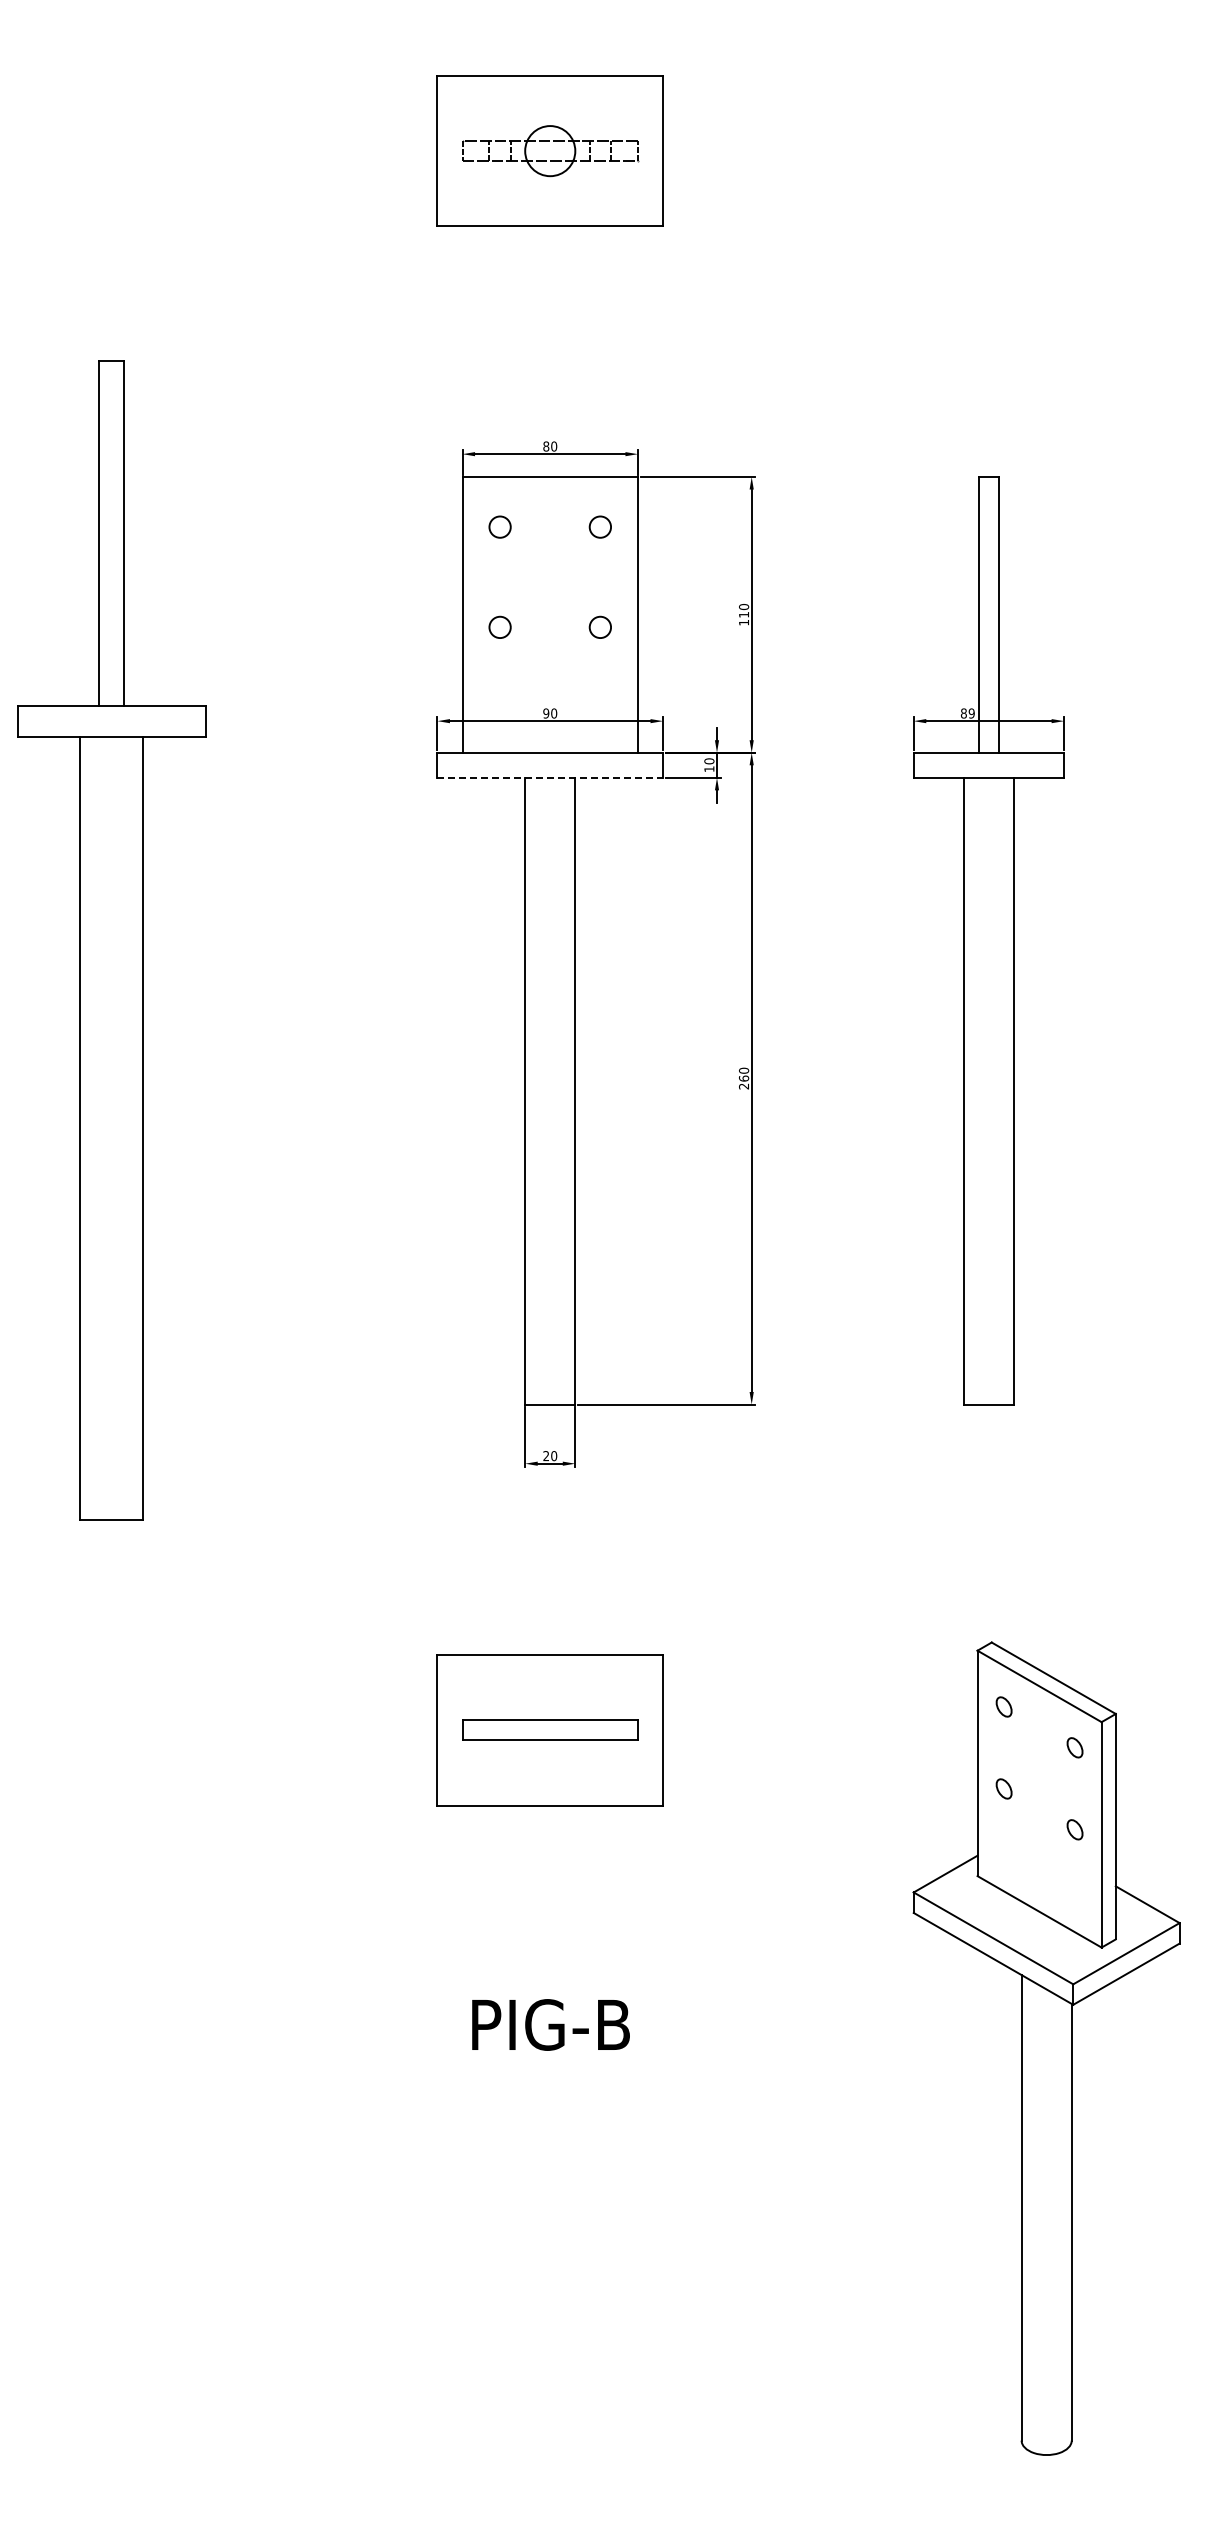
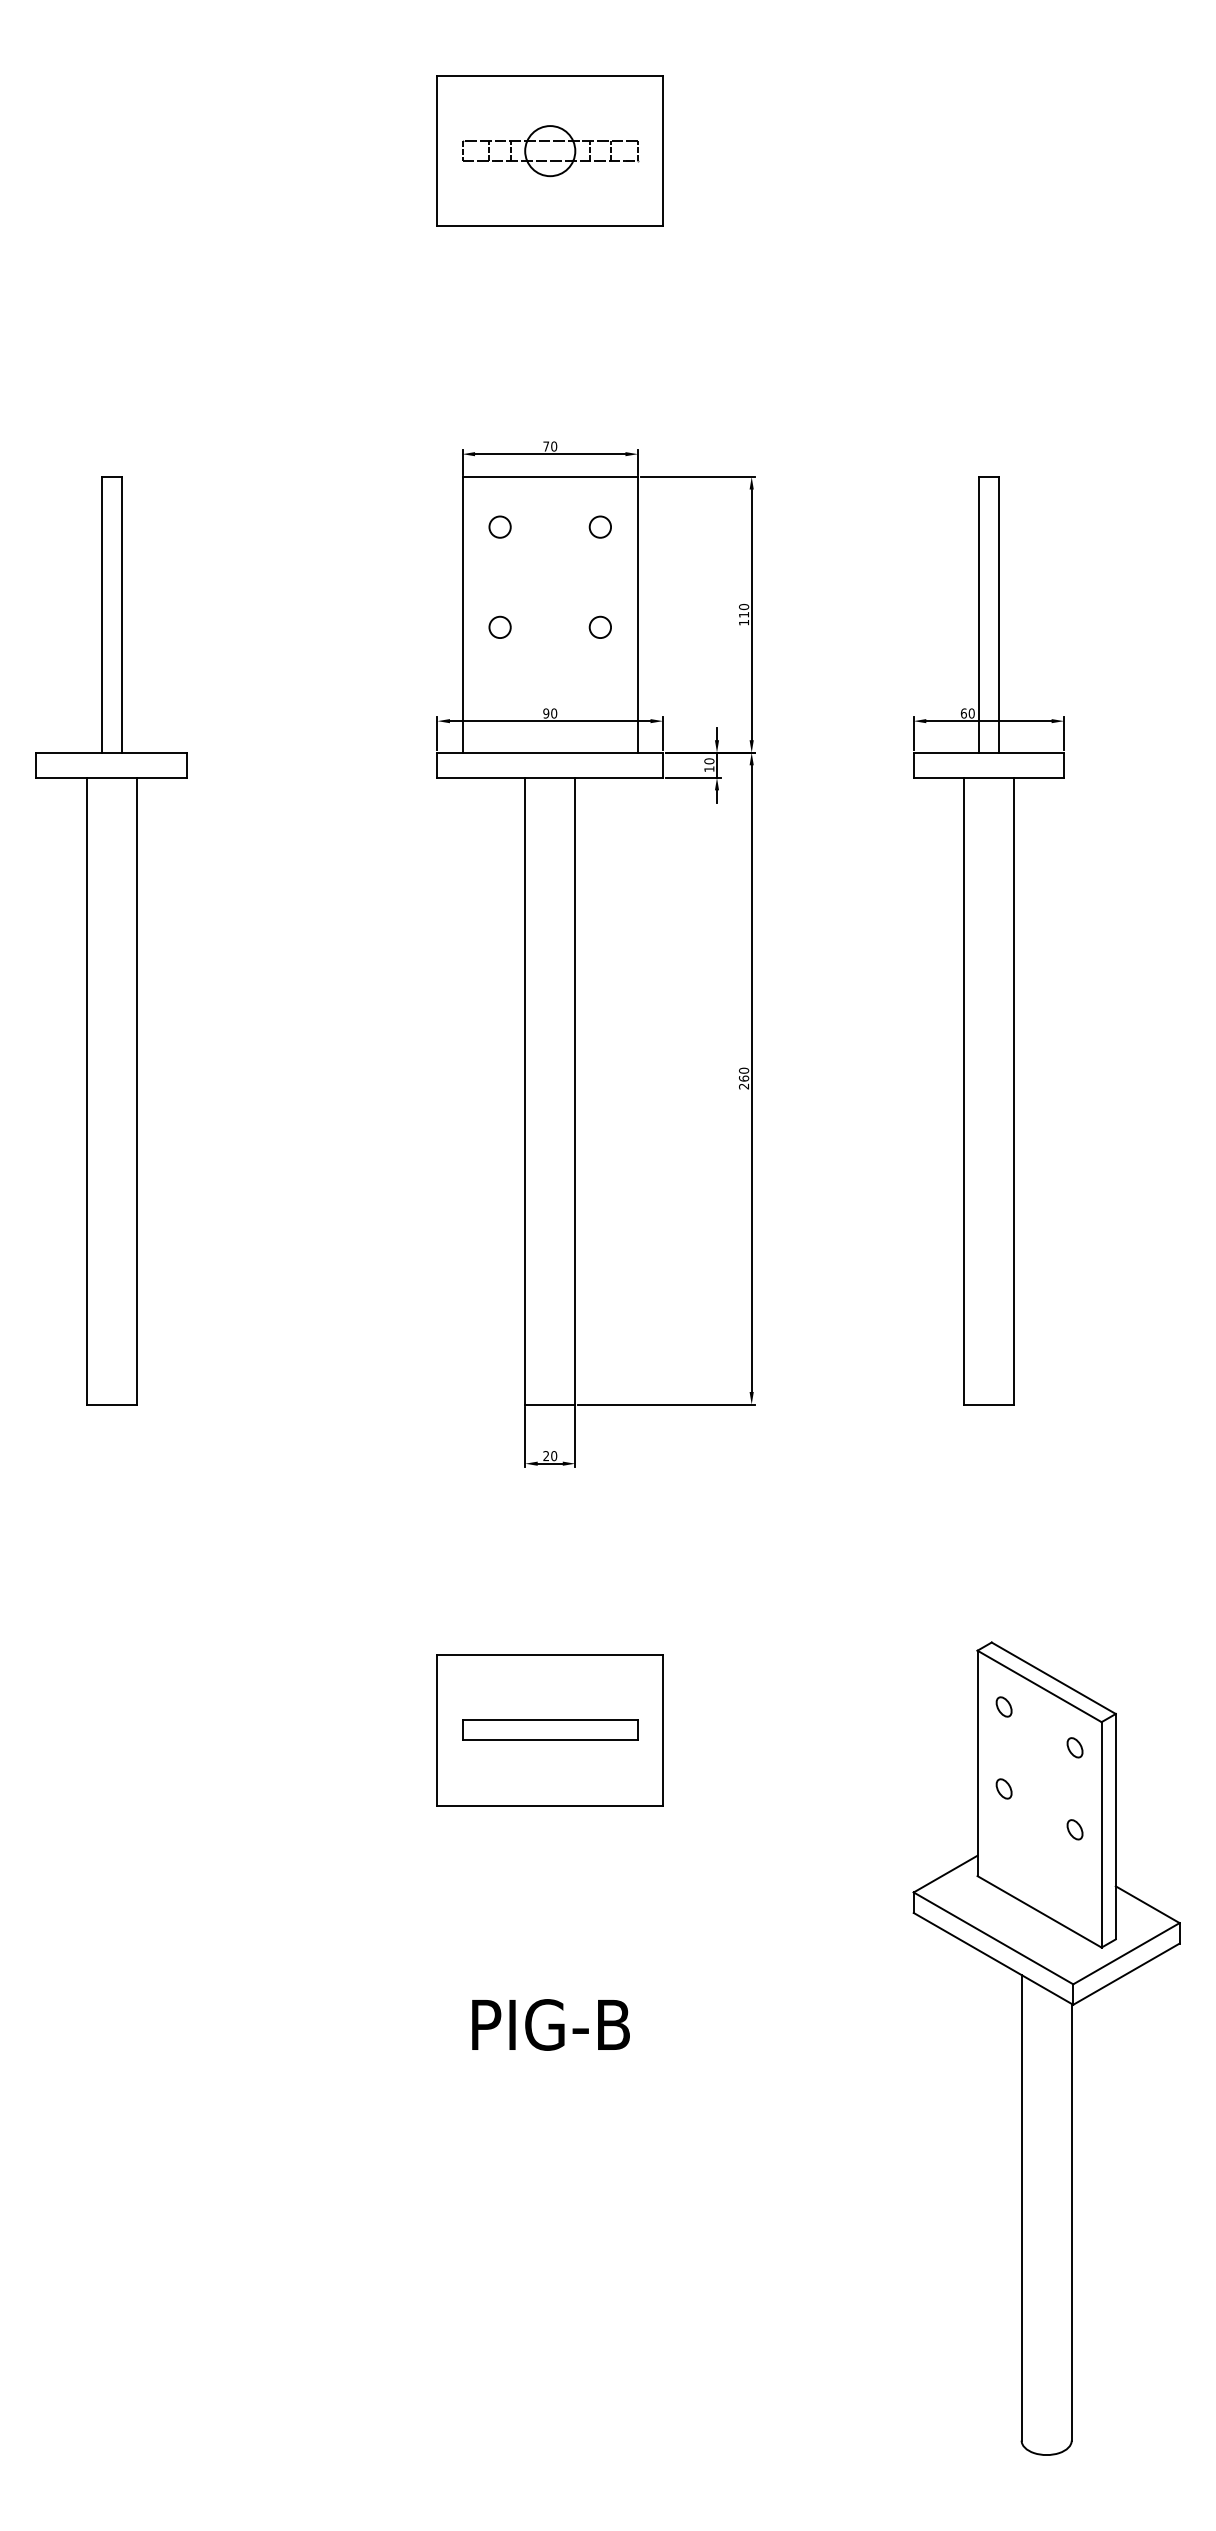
text: 80 -> 70 (546, 446)
text: 89 -> 60 (967, 713)
line: dashed -> solid (550, 777)
part size: 190x1161 px -> 153x930 px (111, 940)
